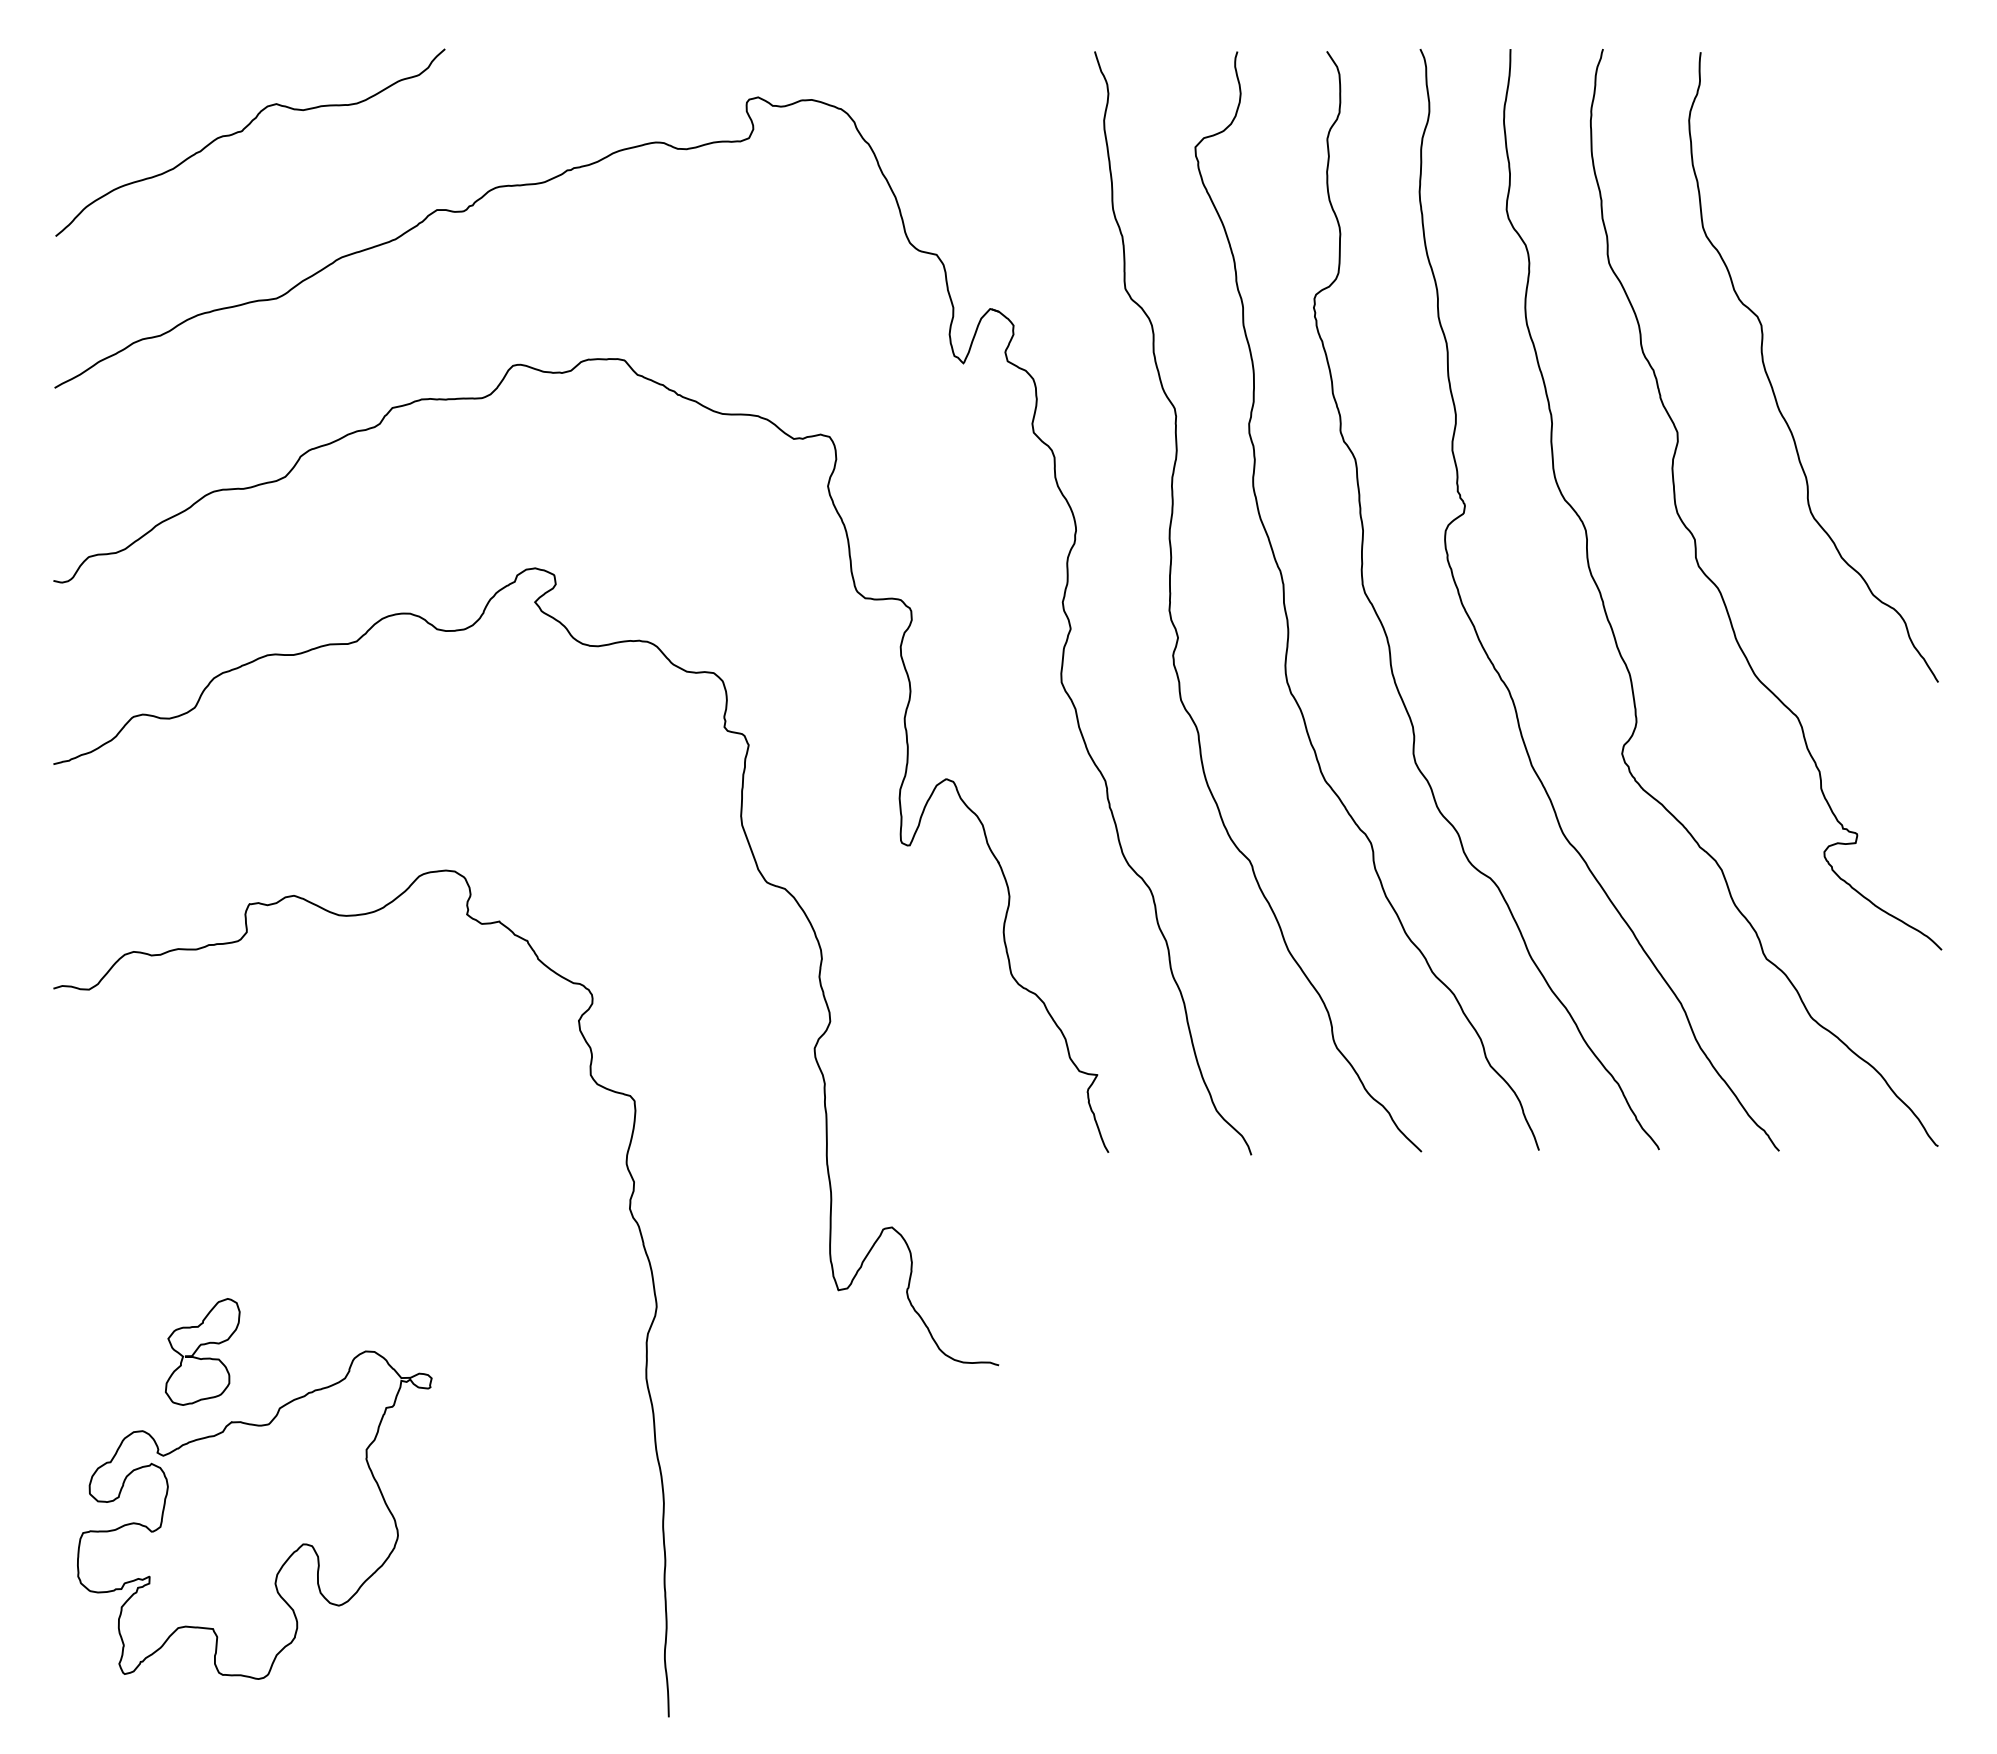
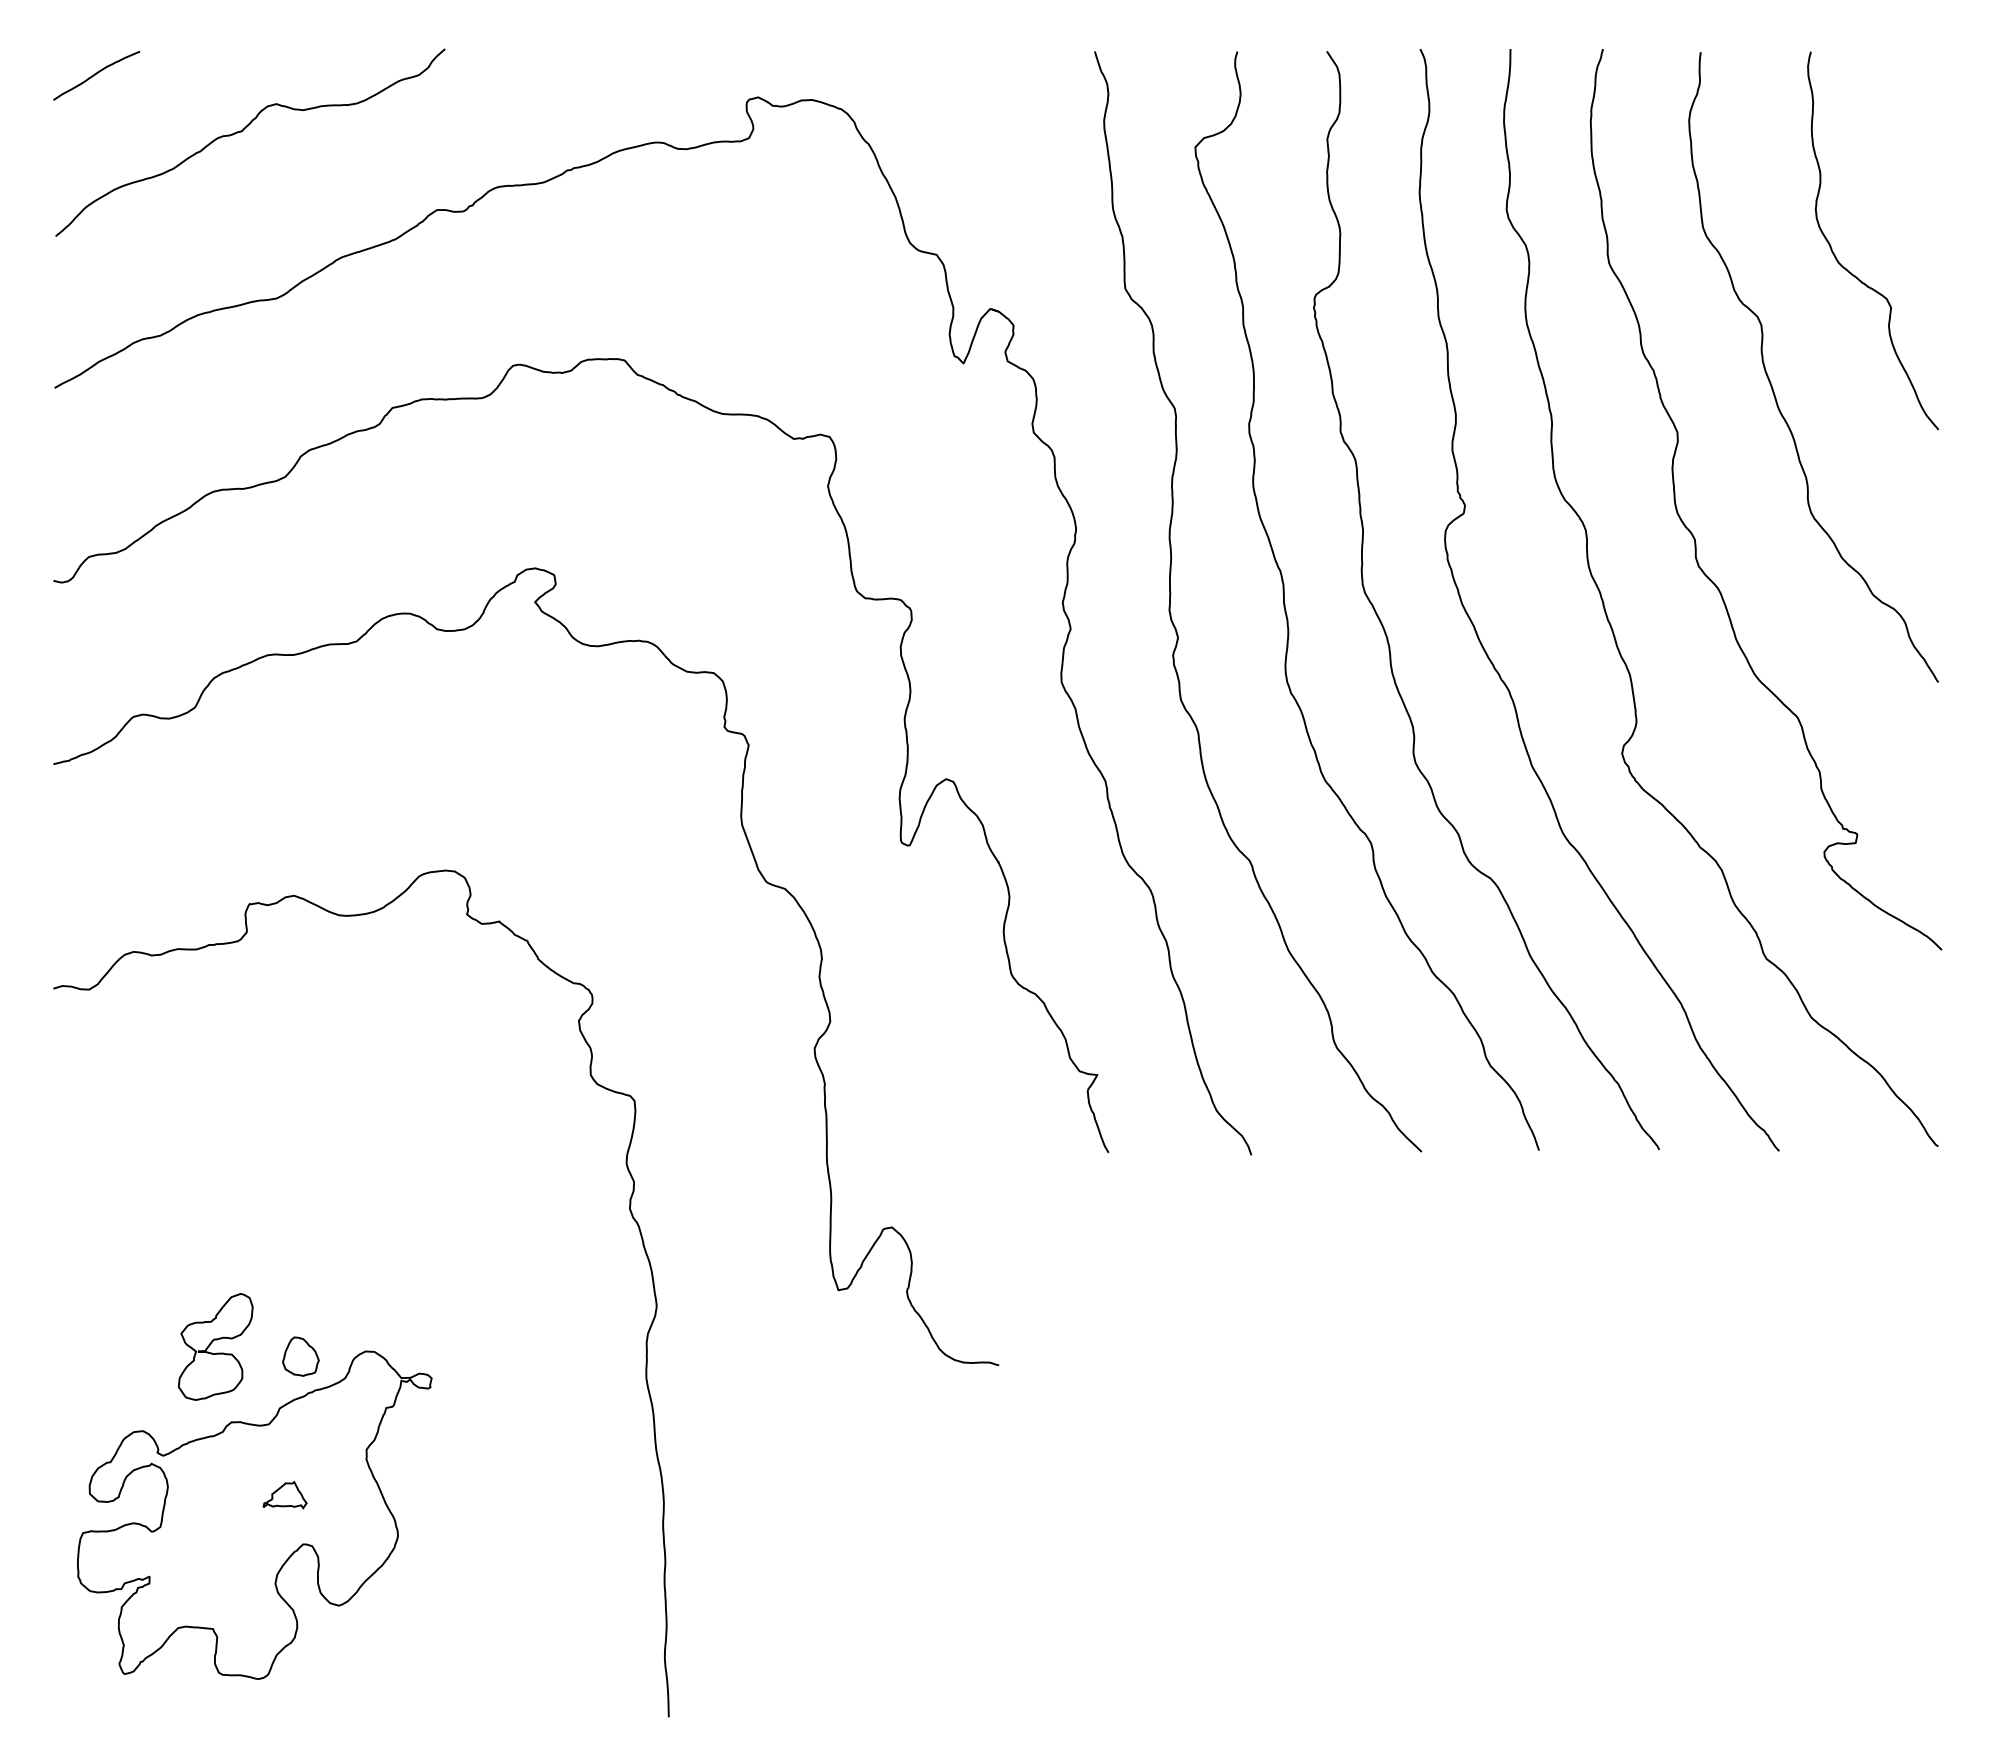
curve: none -> present (96, 74)
curve: none -> present (1850, 271)
part position: (202, 1351) -> (215, 1346) (215, 1346)
part: none -> present (300, 1356)
part: none -> present (284, 1494)
